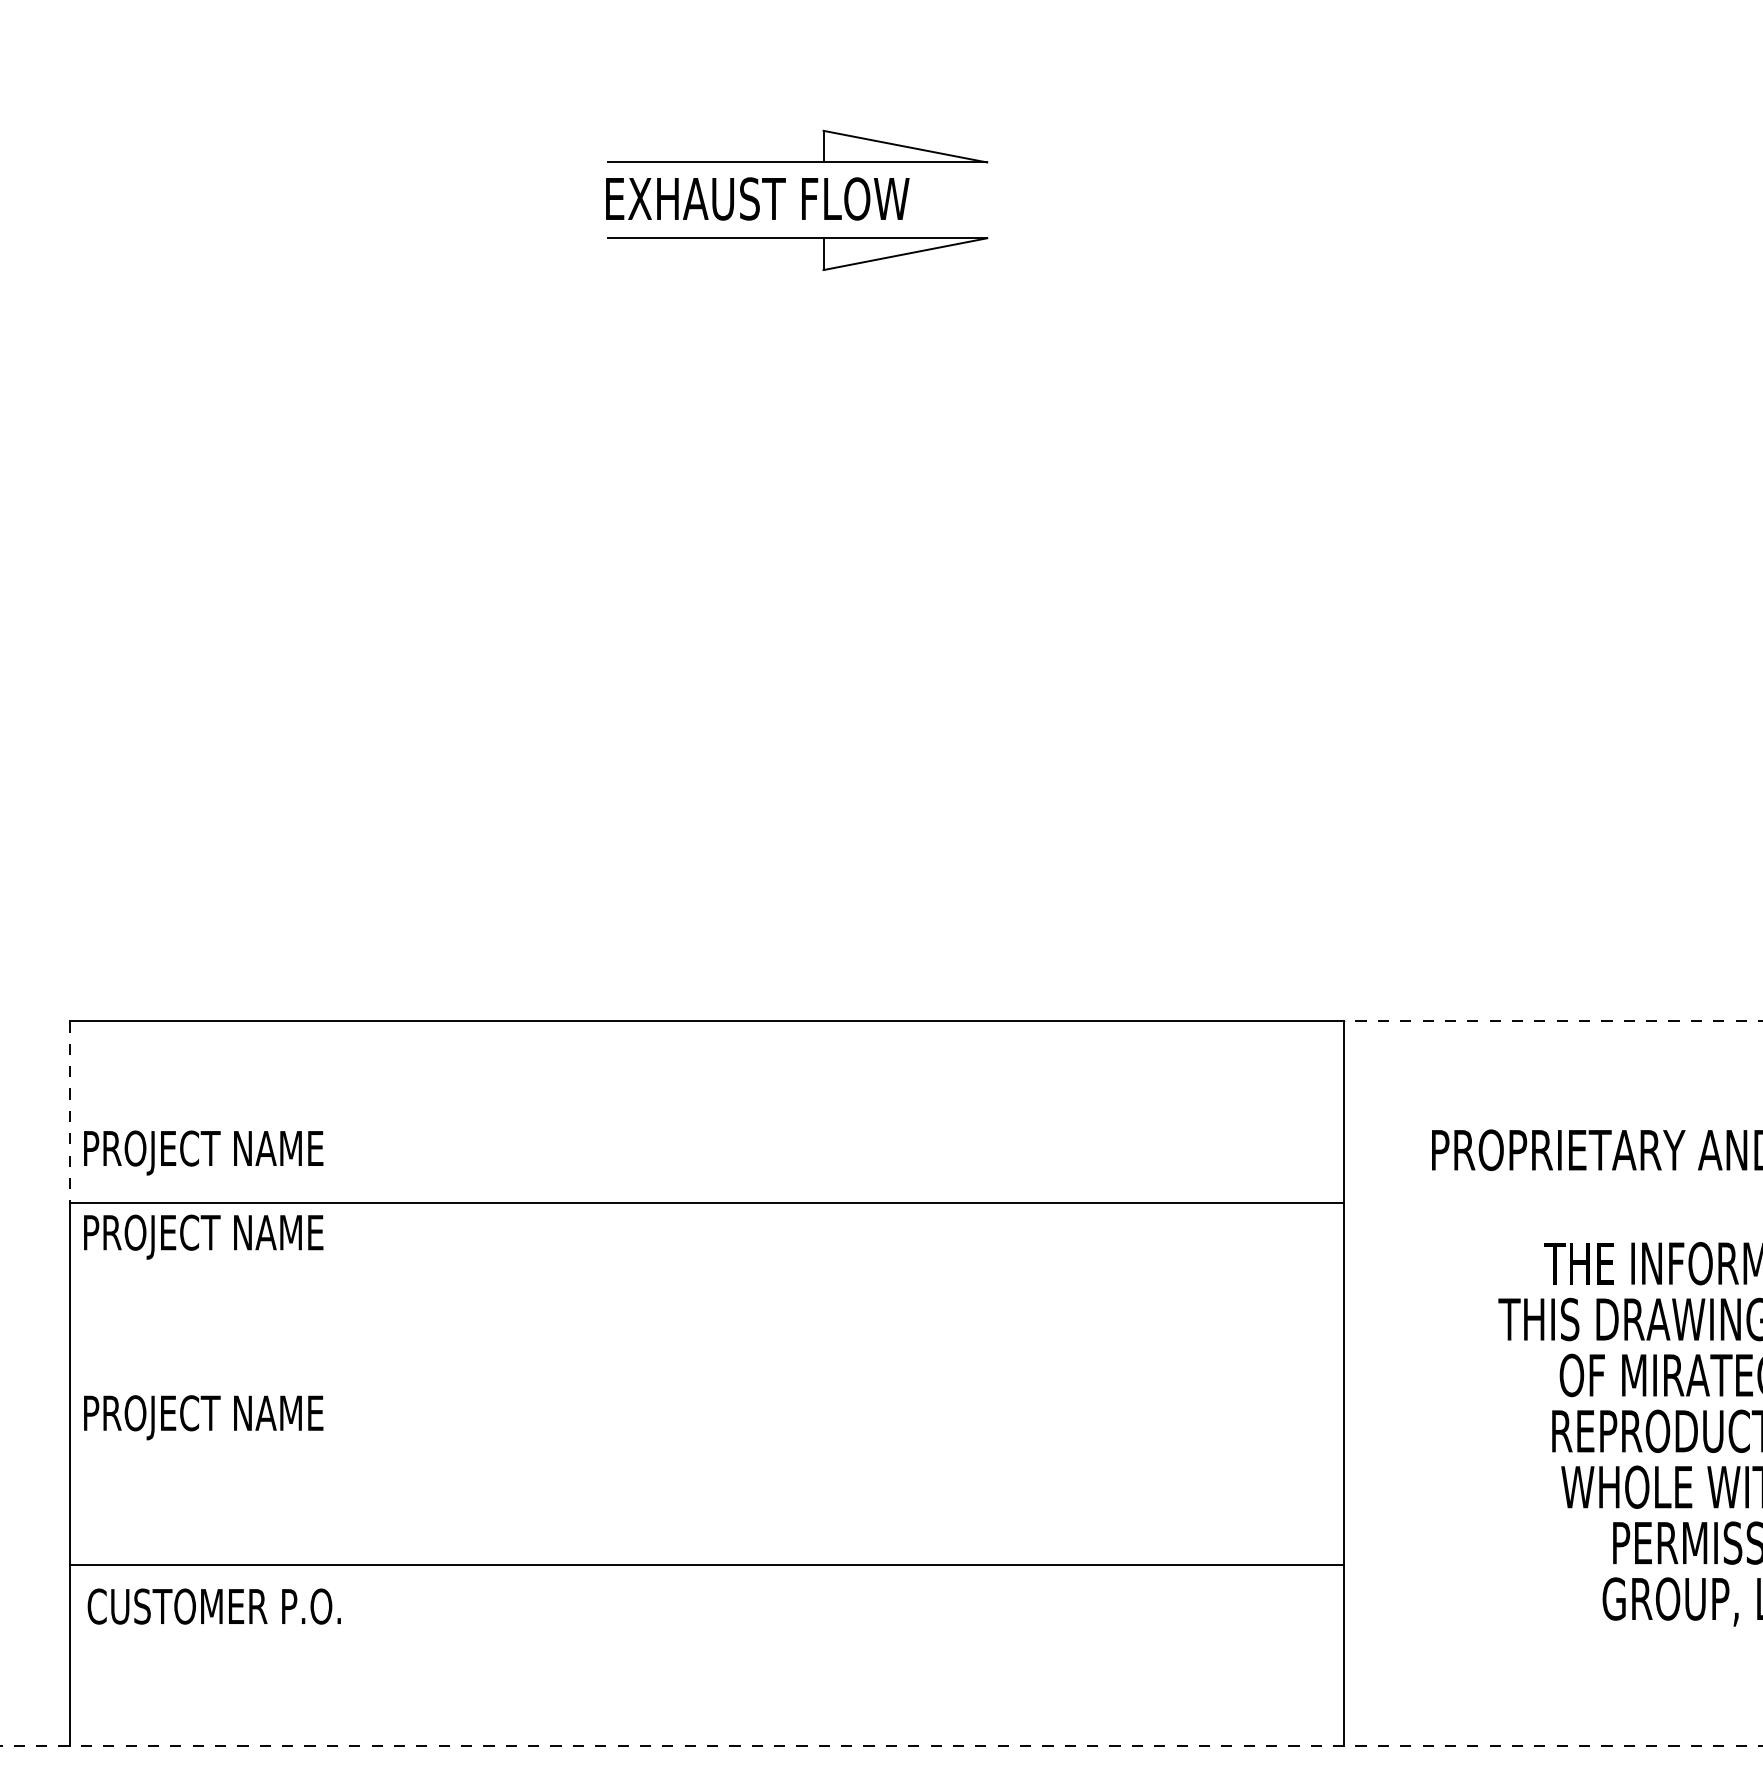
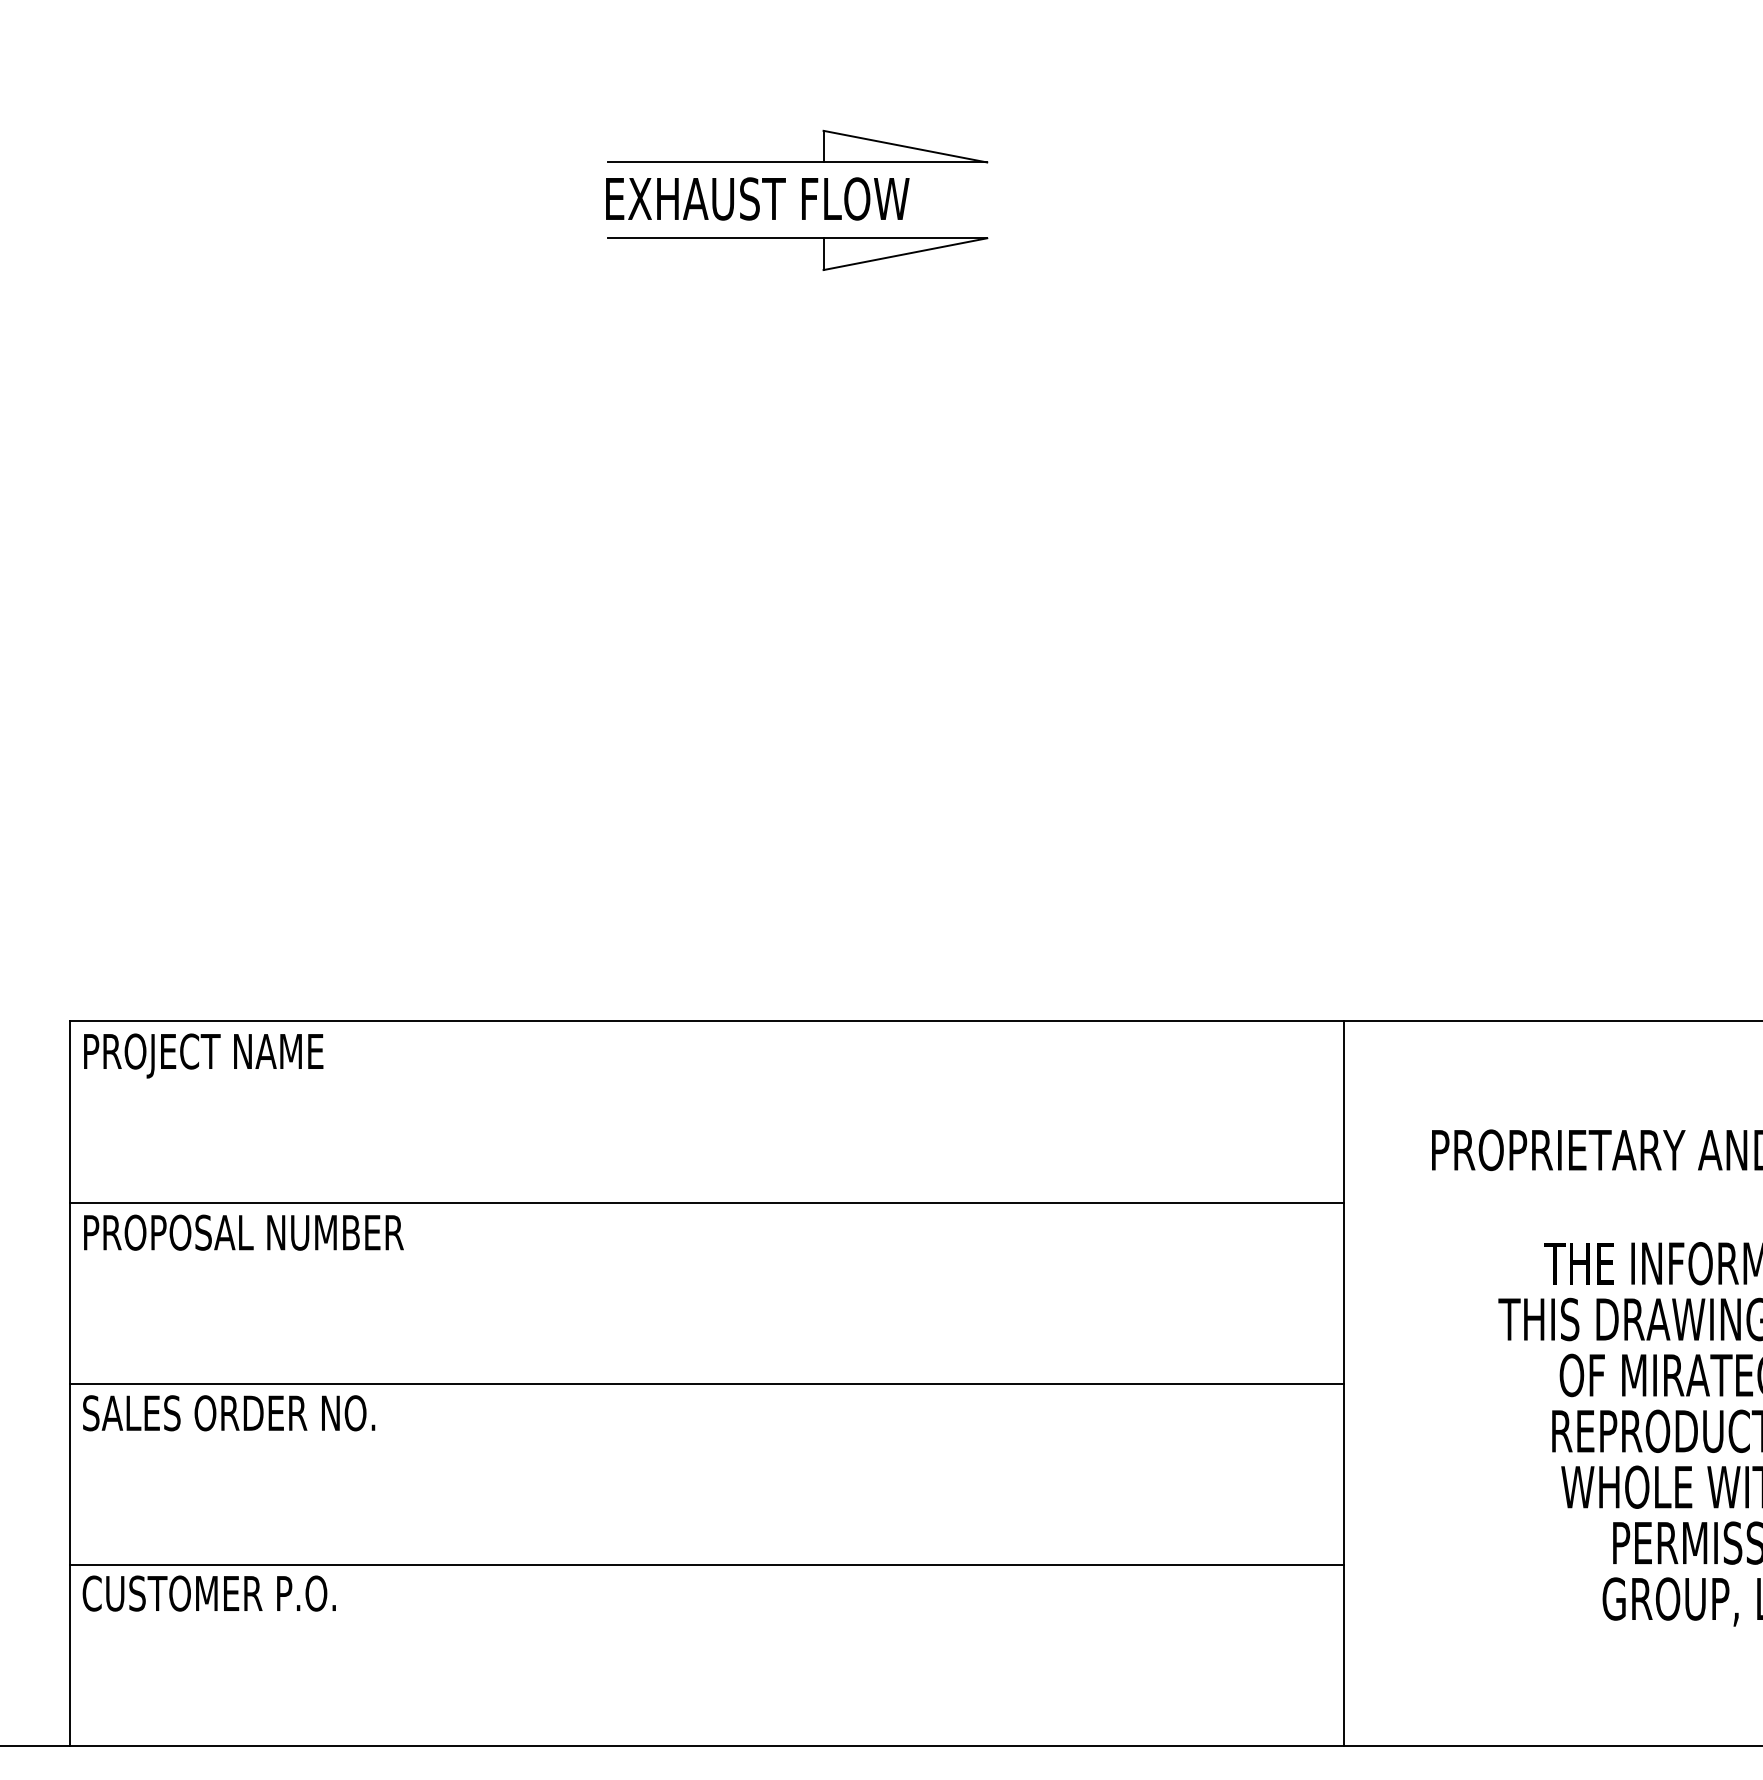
line: dashed -> solid (1553, 1021)
line: dashed -> solid (69, 1111)
text position: (203, 1152) -> (203, 1055) (203, 1055)
text: PROJECT NAME -> PROPOSAL NUMBER (274, 1236)
line: none -> present (706, 1383)
text: PROJECT NAME -> SALES ORDER NO. (229, 1417)
text position: (213, 1606) -> (208, 1593) (208, 1593)
line: dashed -> solid (881, 1745)
